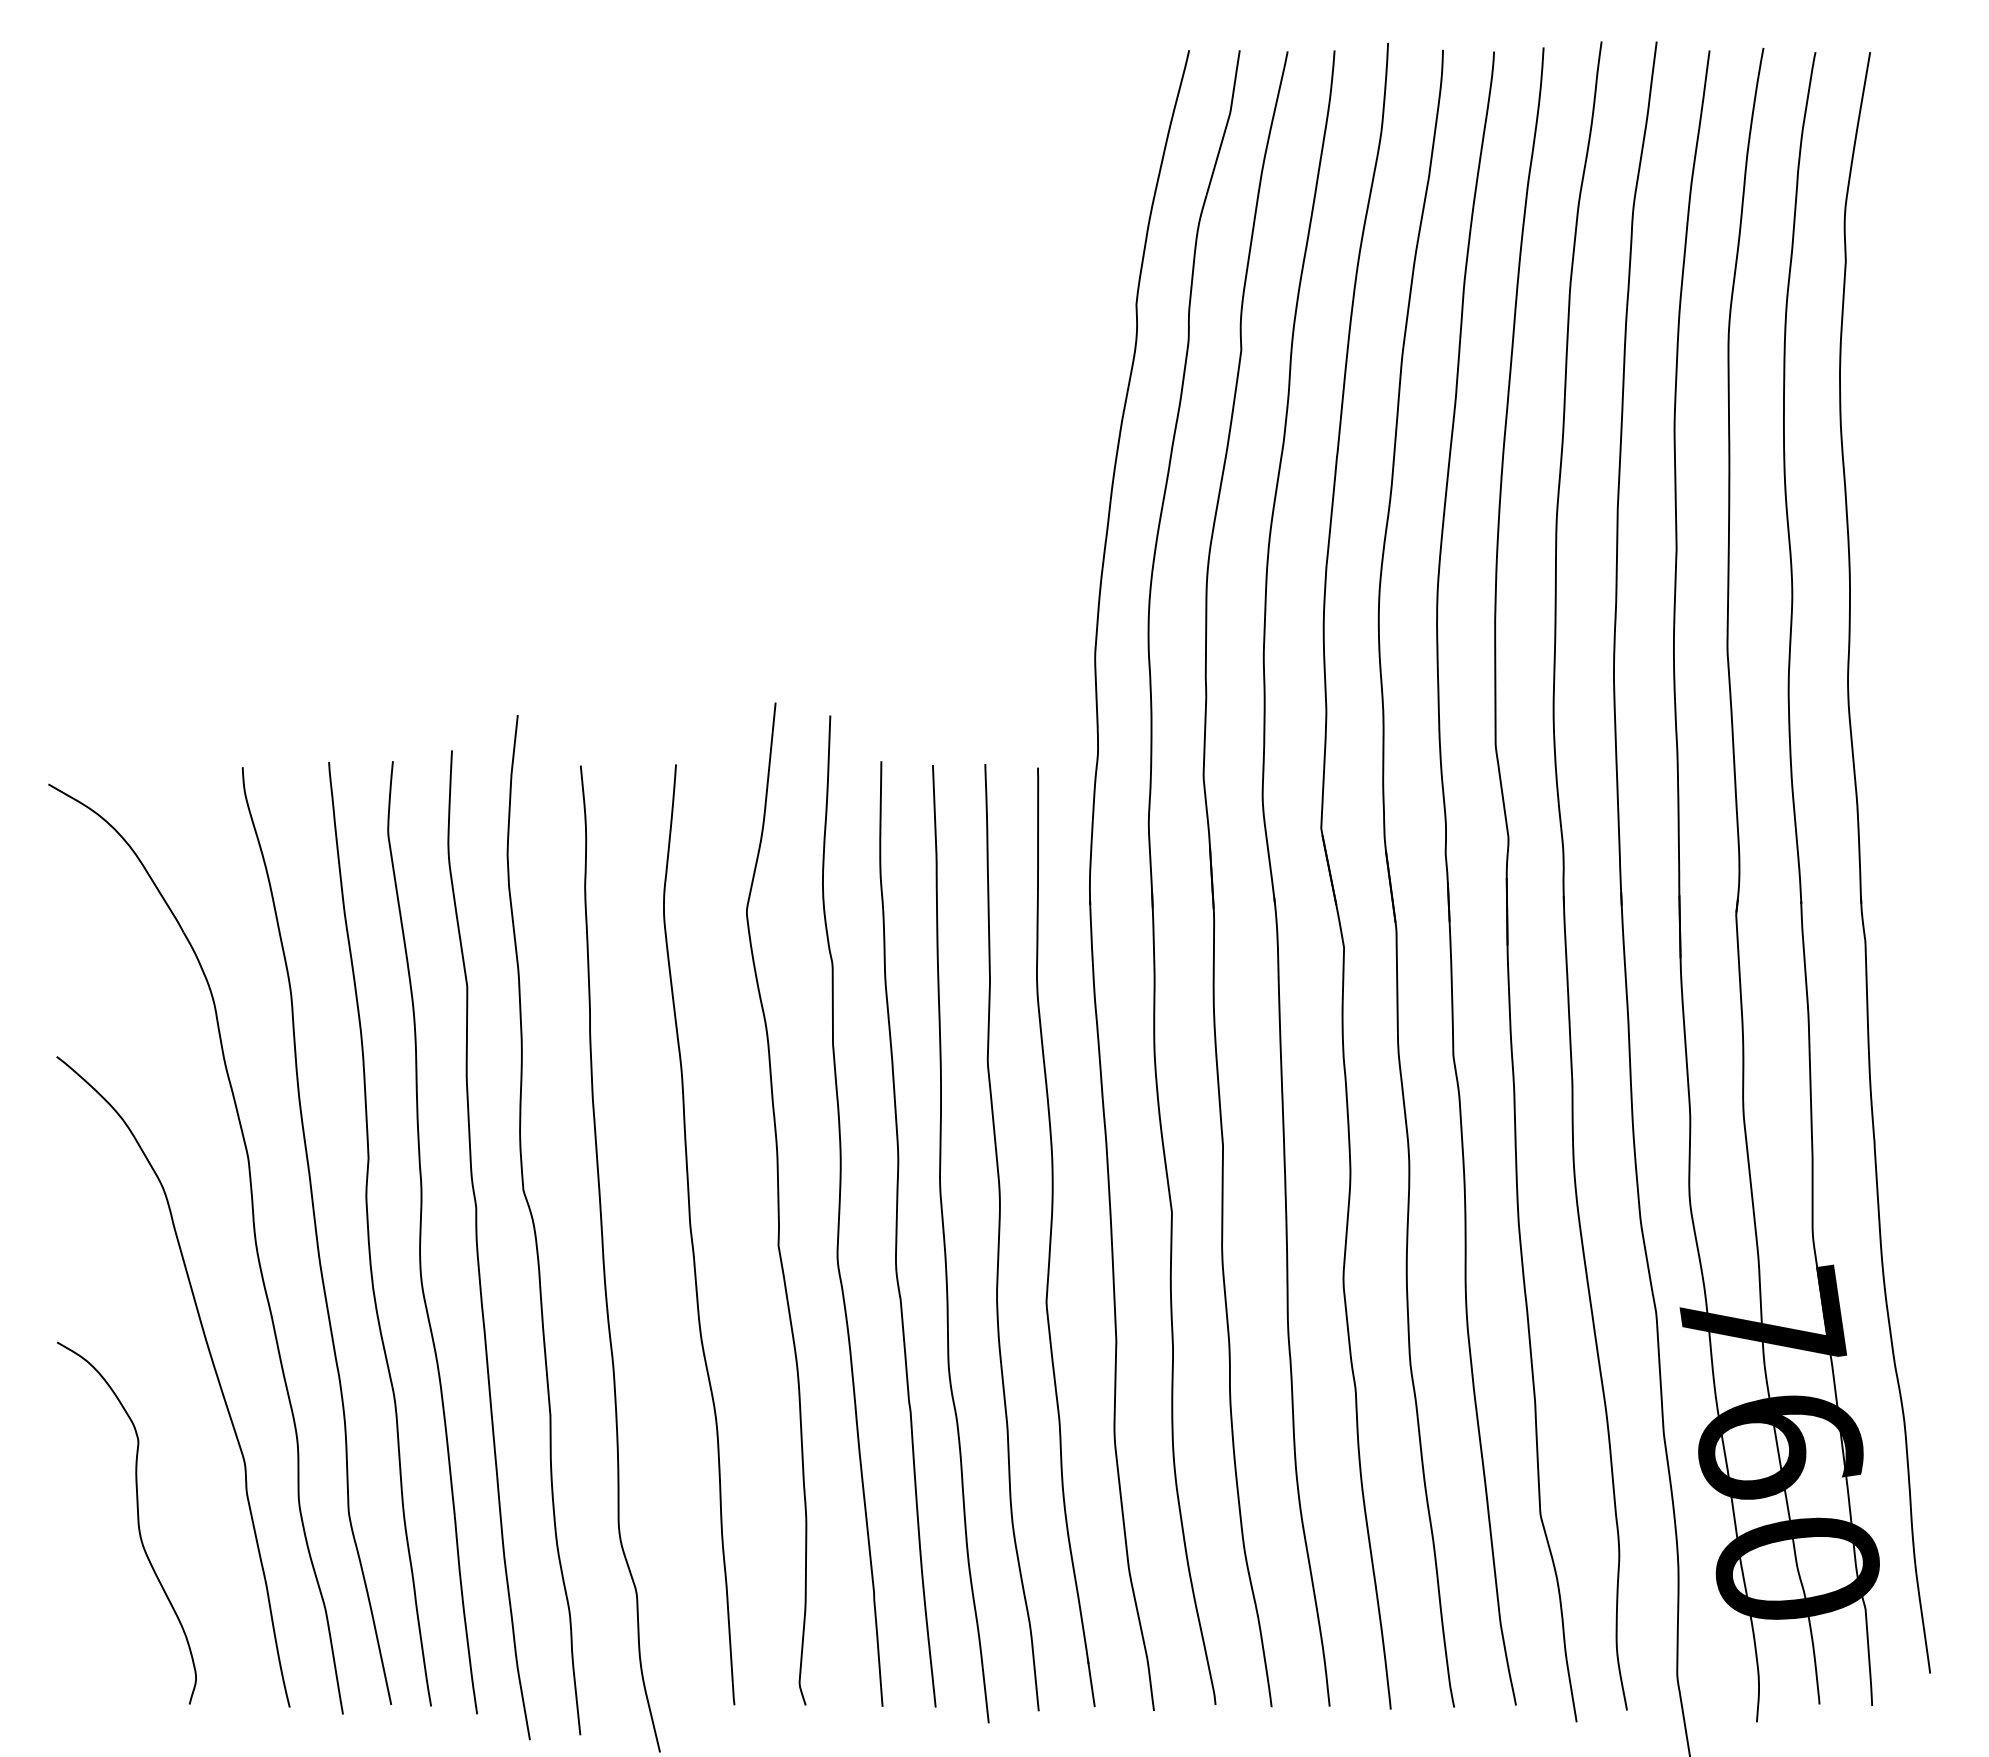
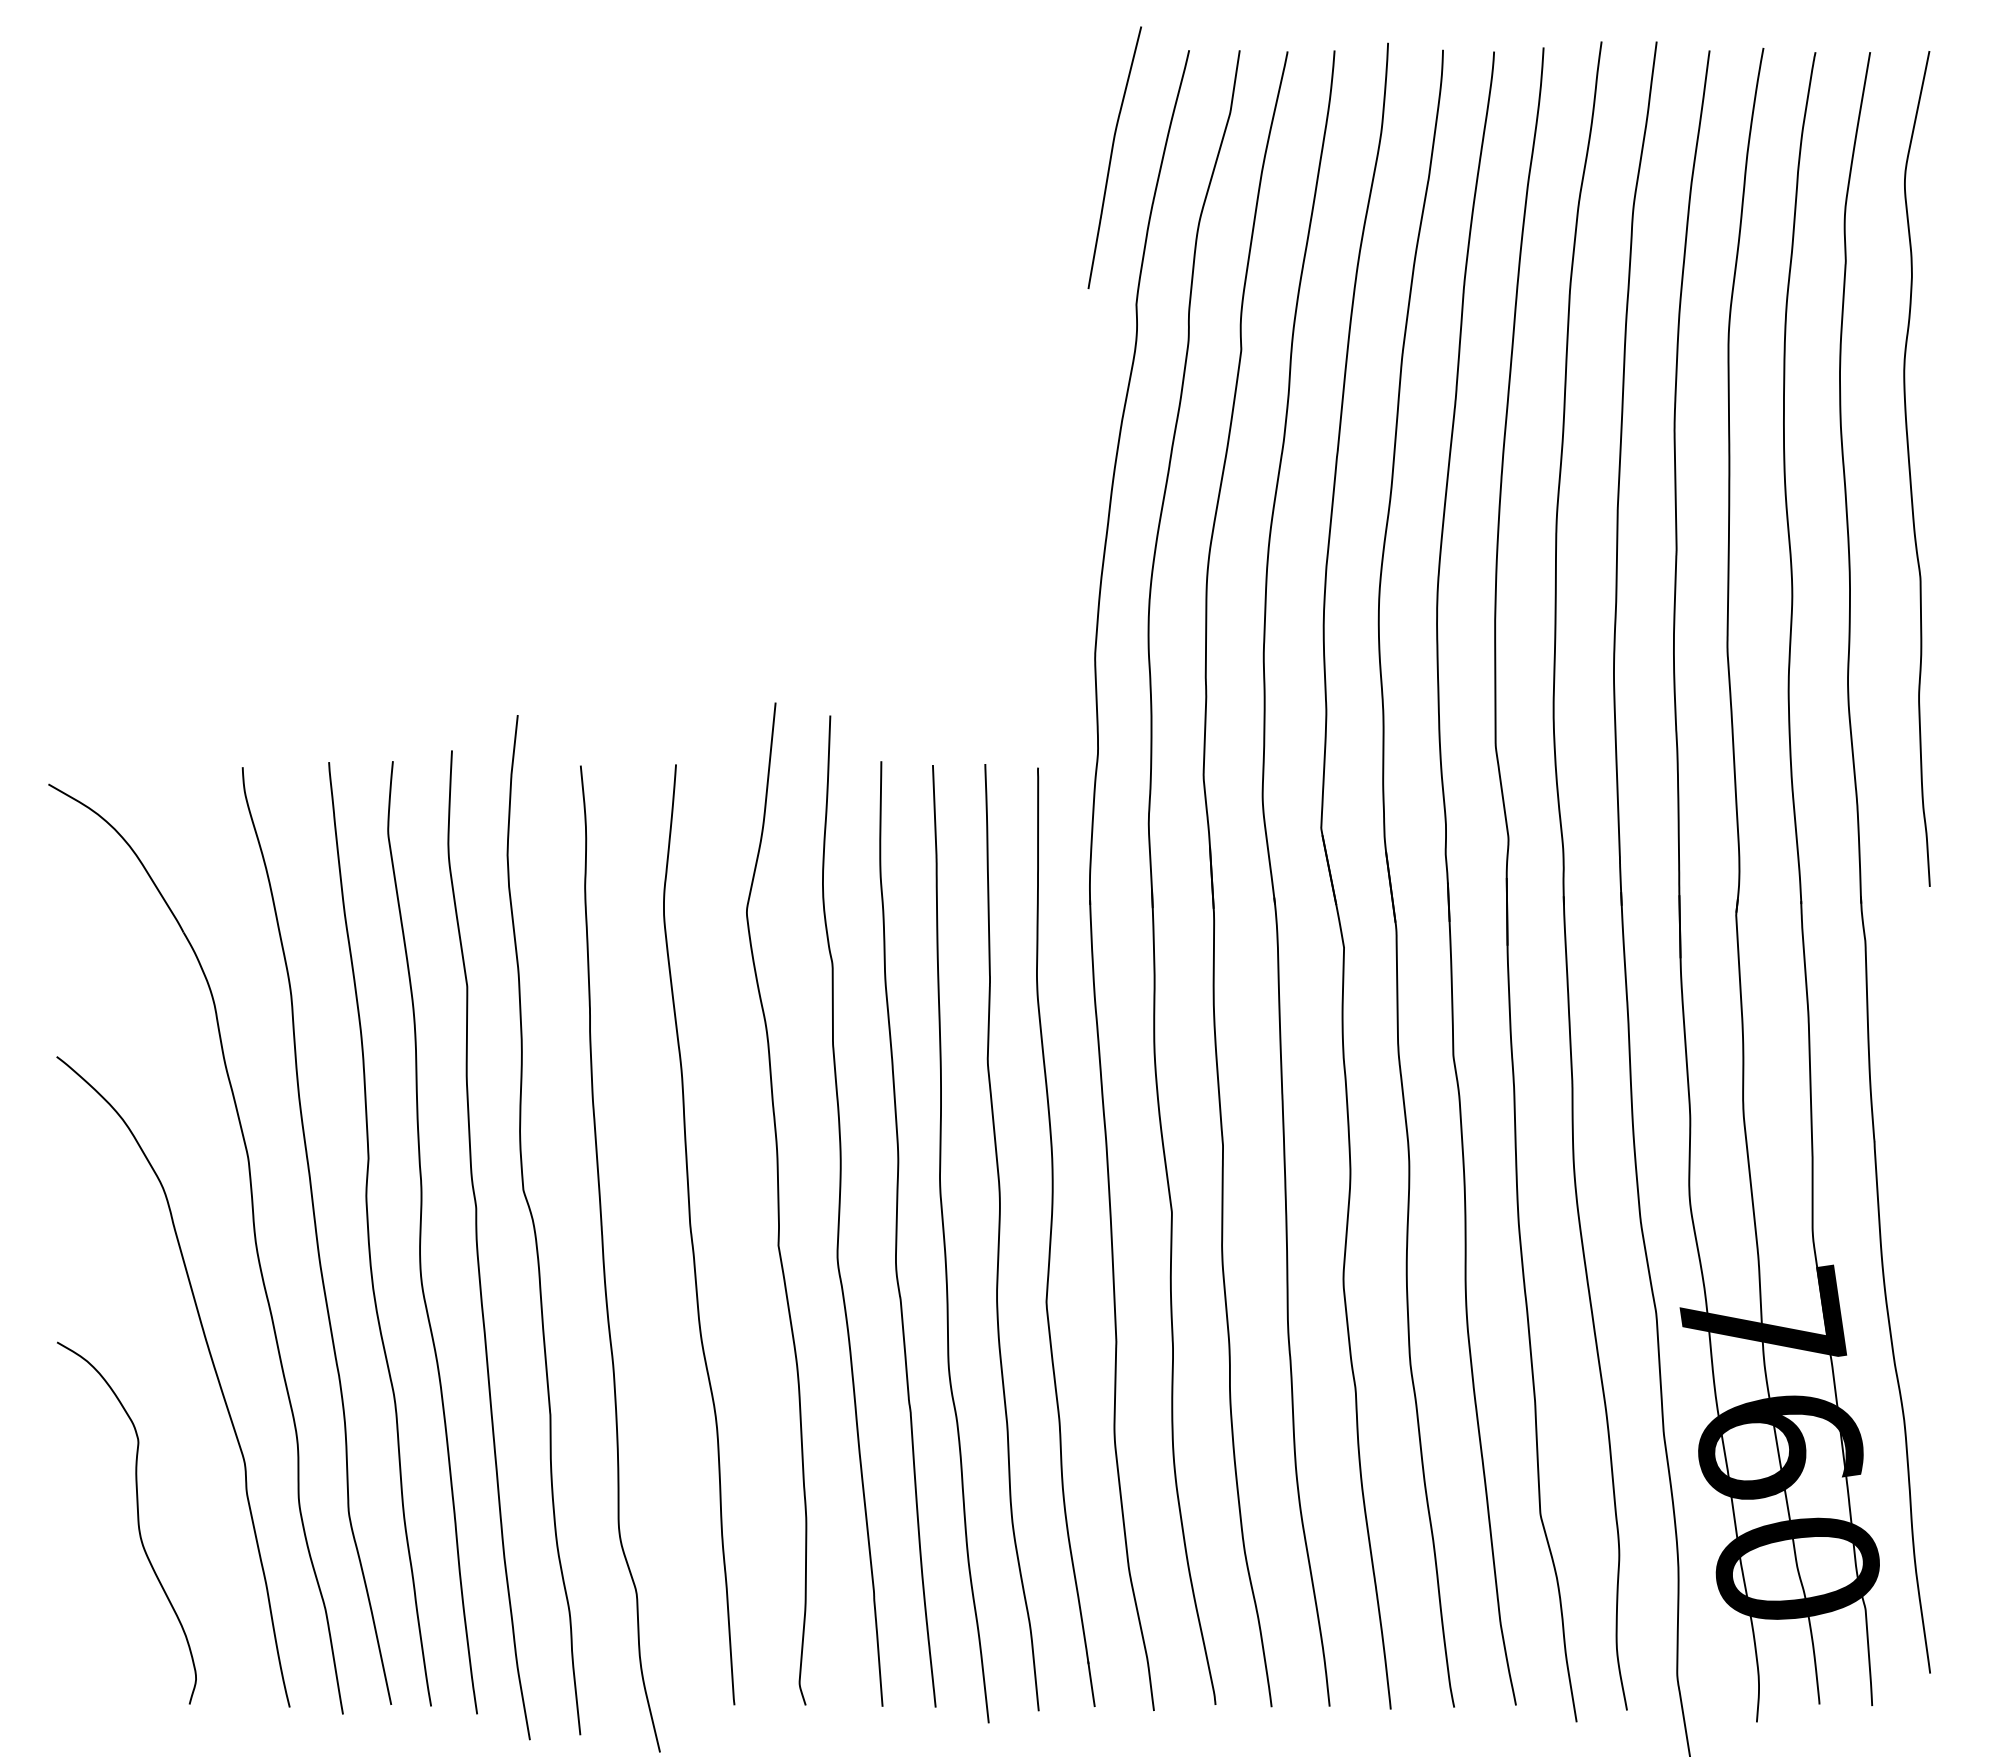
curve: none -> present (1112, 155)
curve: none -> present (1910, 468)
